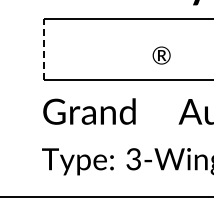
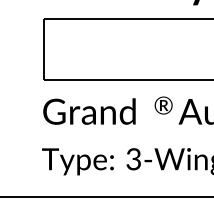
line: dashed -> solid (43, 49)
text position: (161, 55) -> (163, 105) (163, 105)
